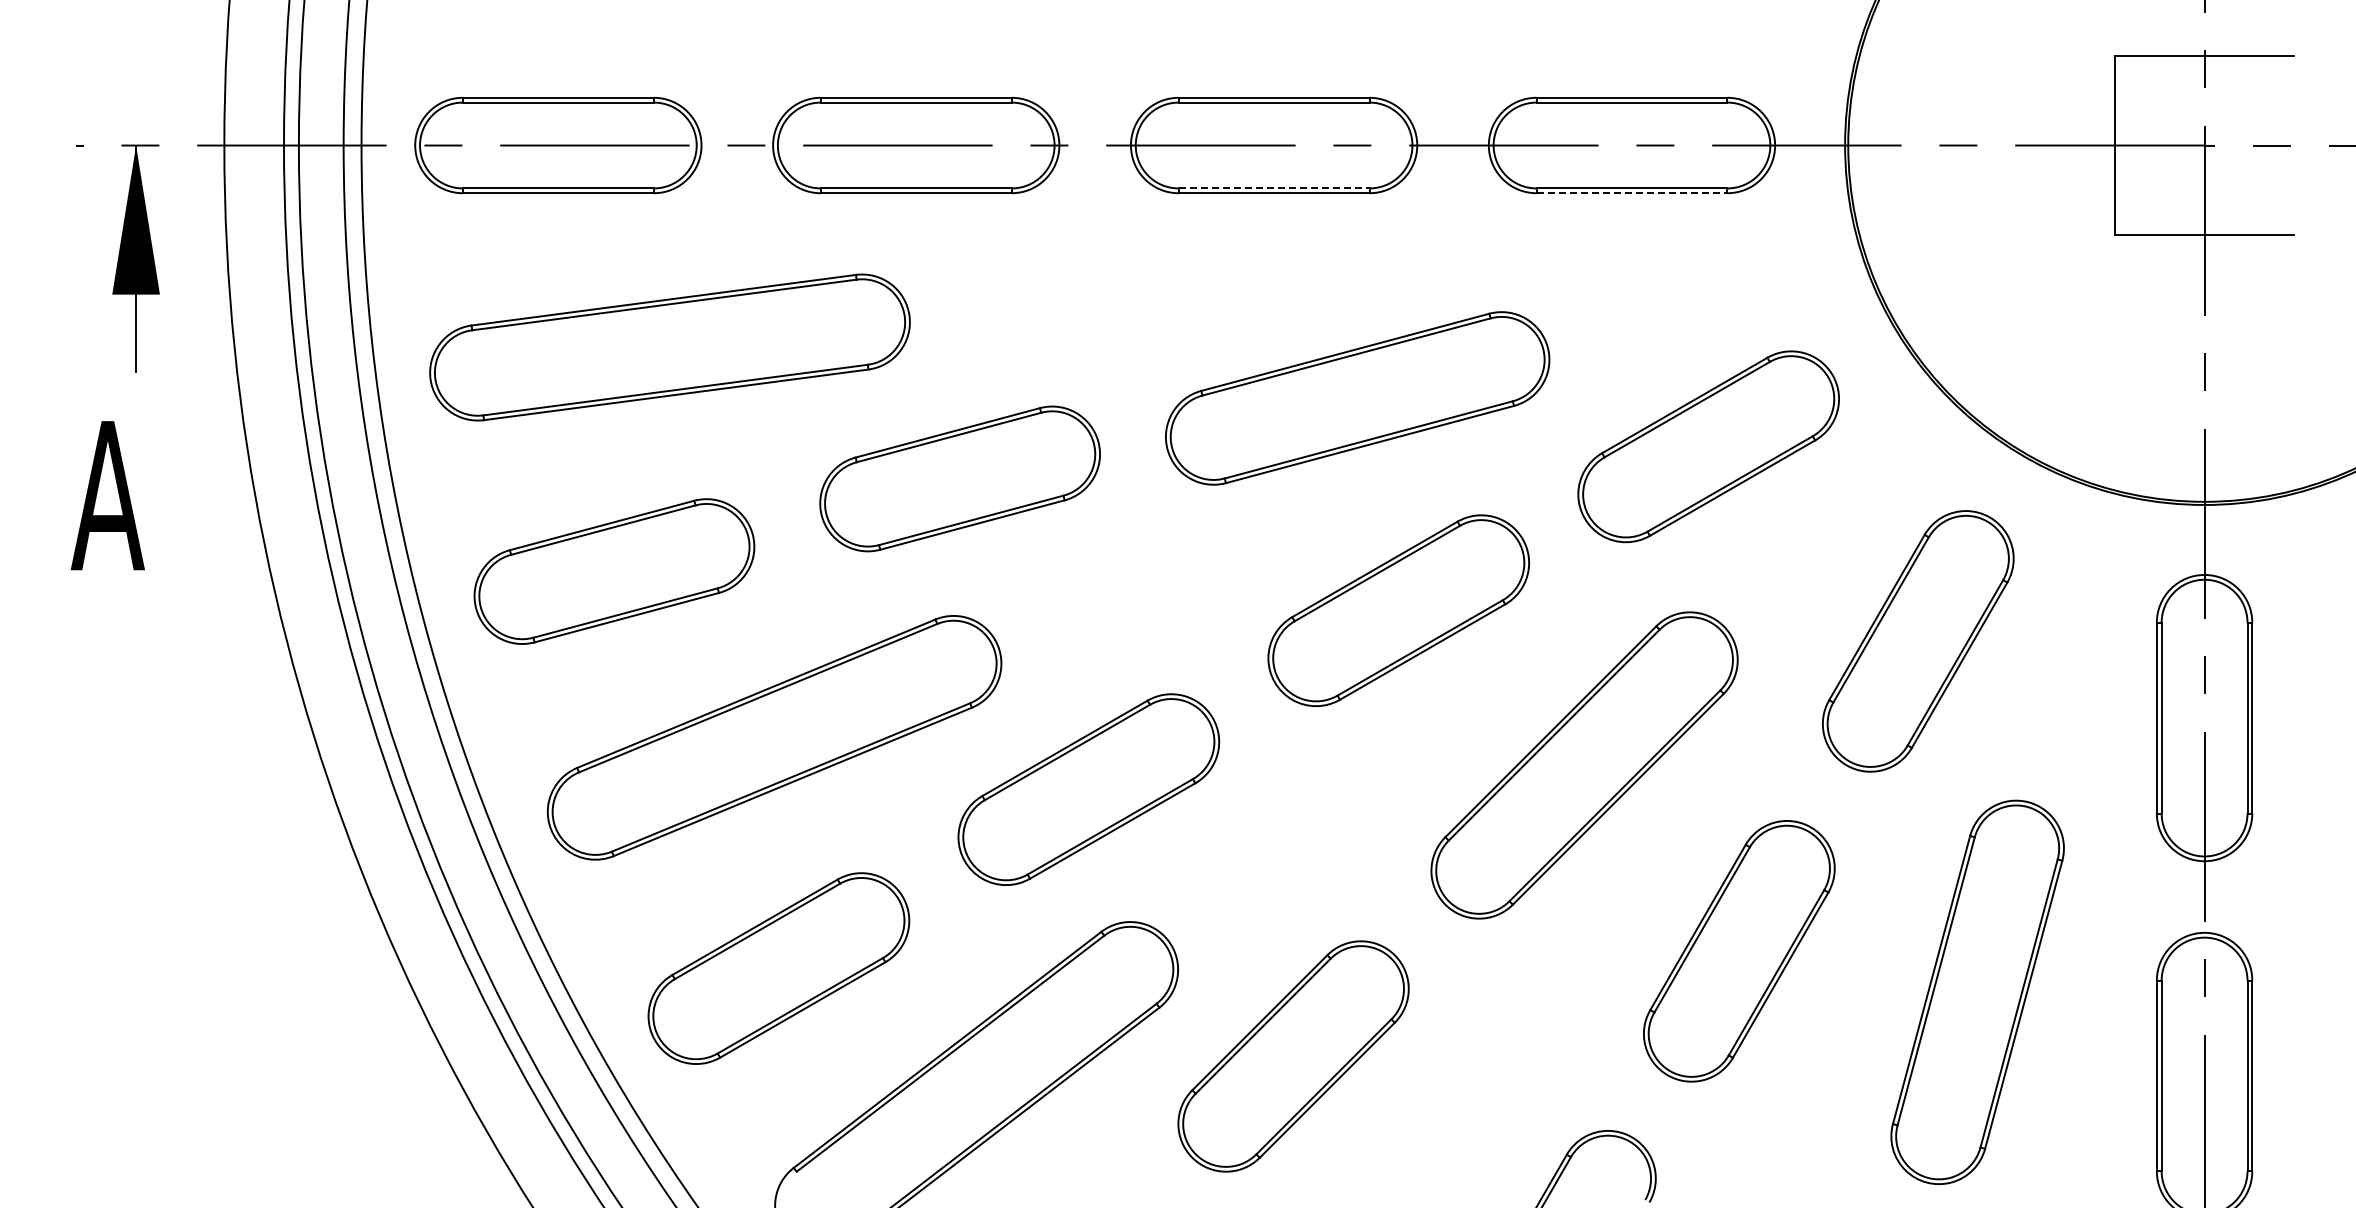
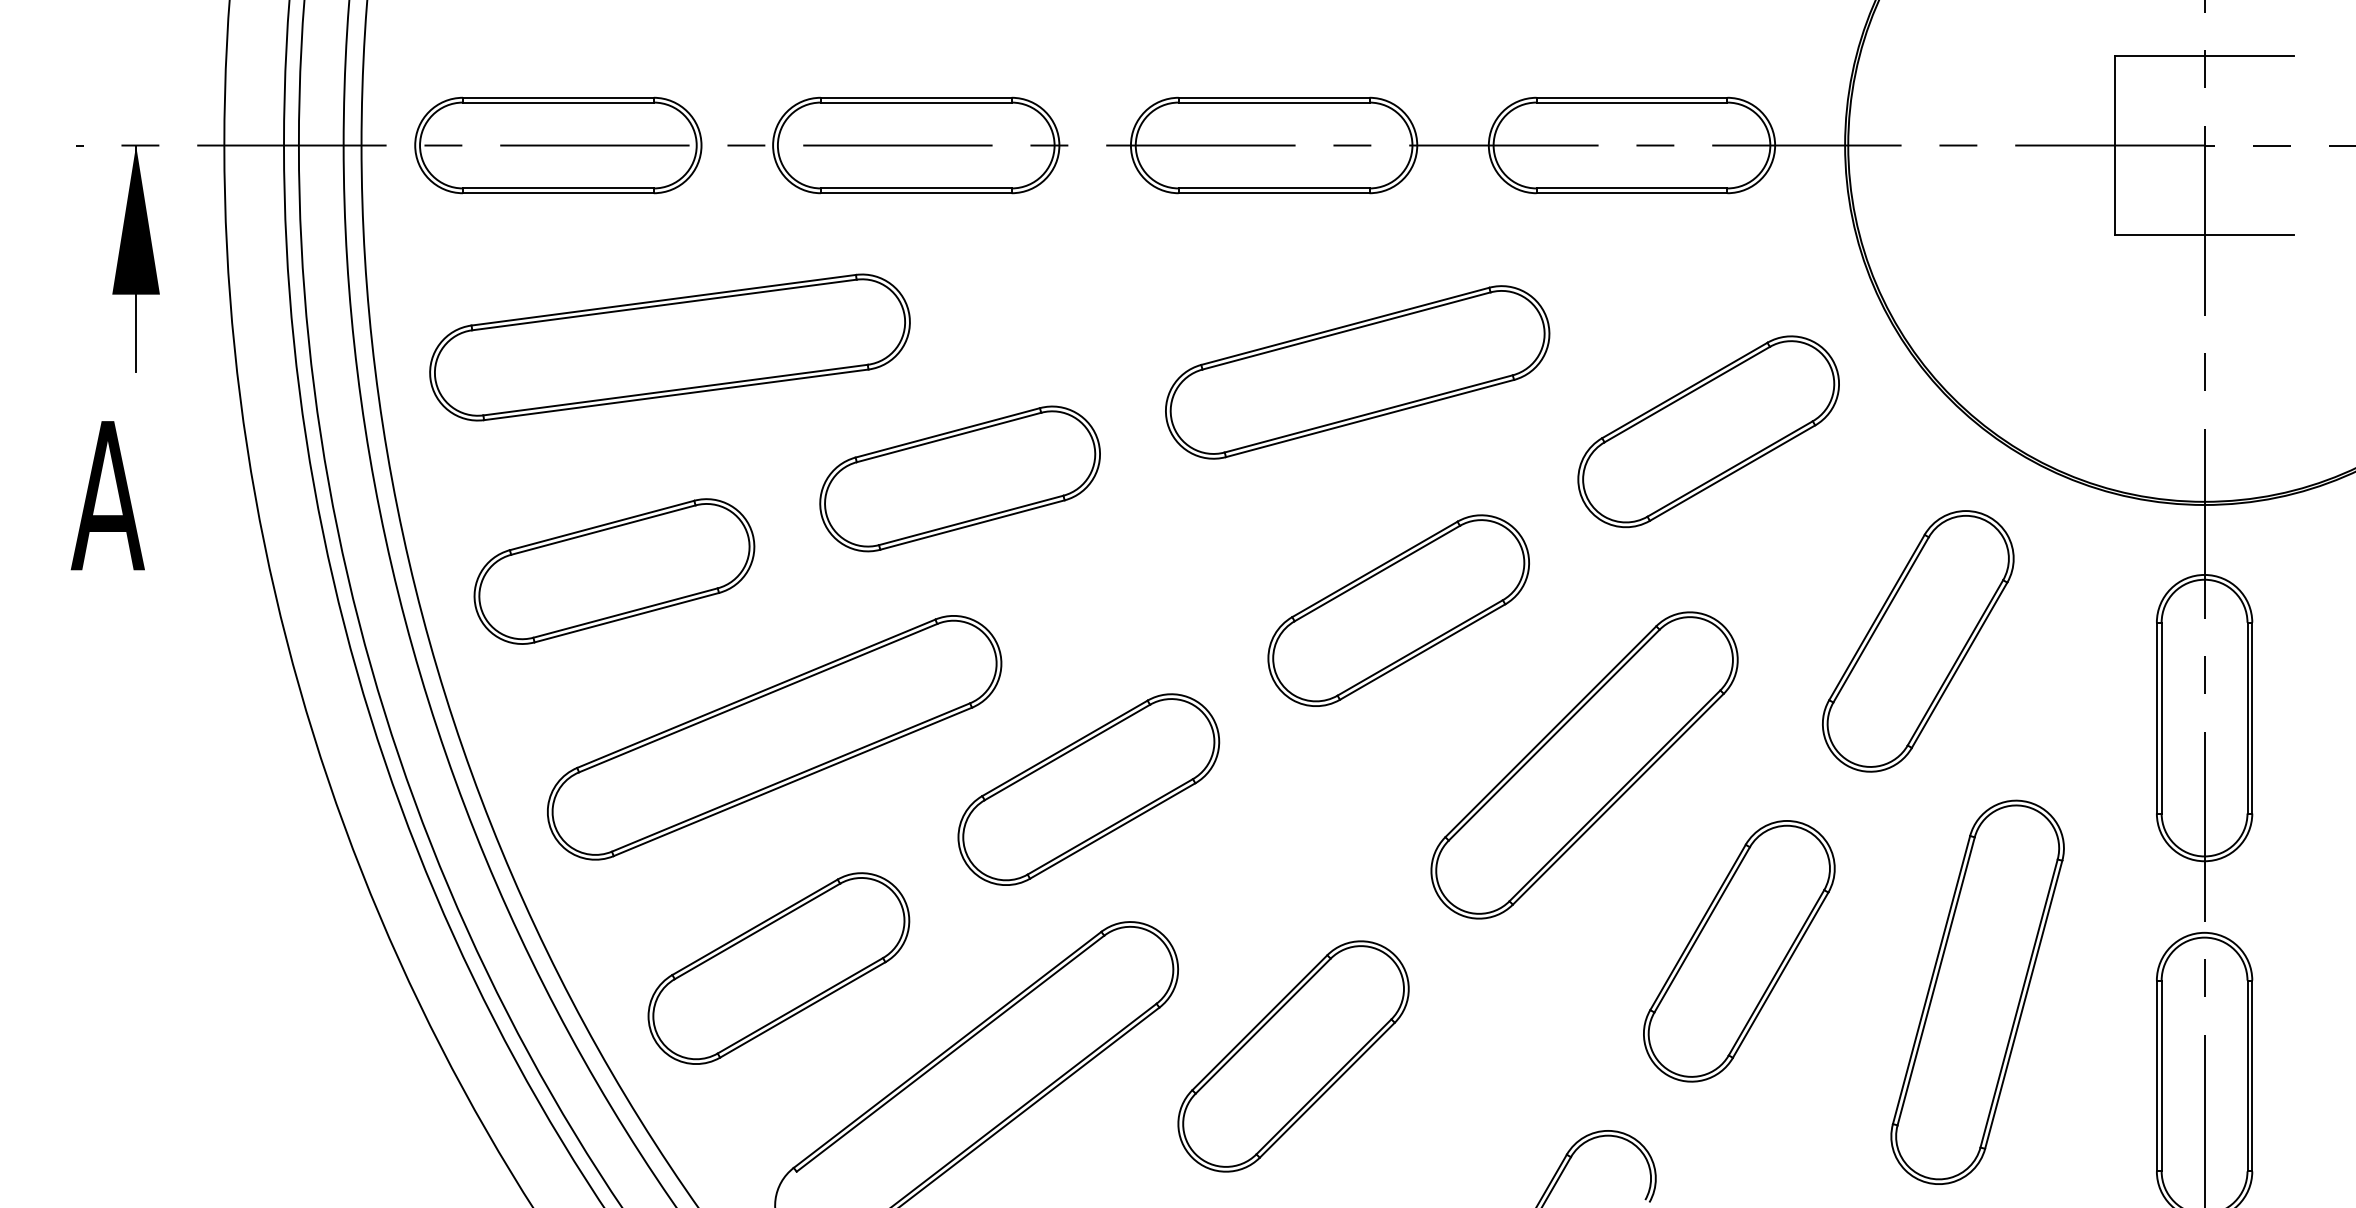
line: dashed -> solid (1274, 188)
line: dashed -> solid (1632, 193)
part position: (1357, 398) -> (1357, 372) (1357, 372)
part position: (1708, 446) -> (1708, 431) (1708, 431)
